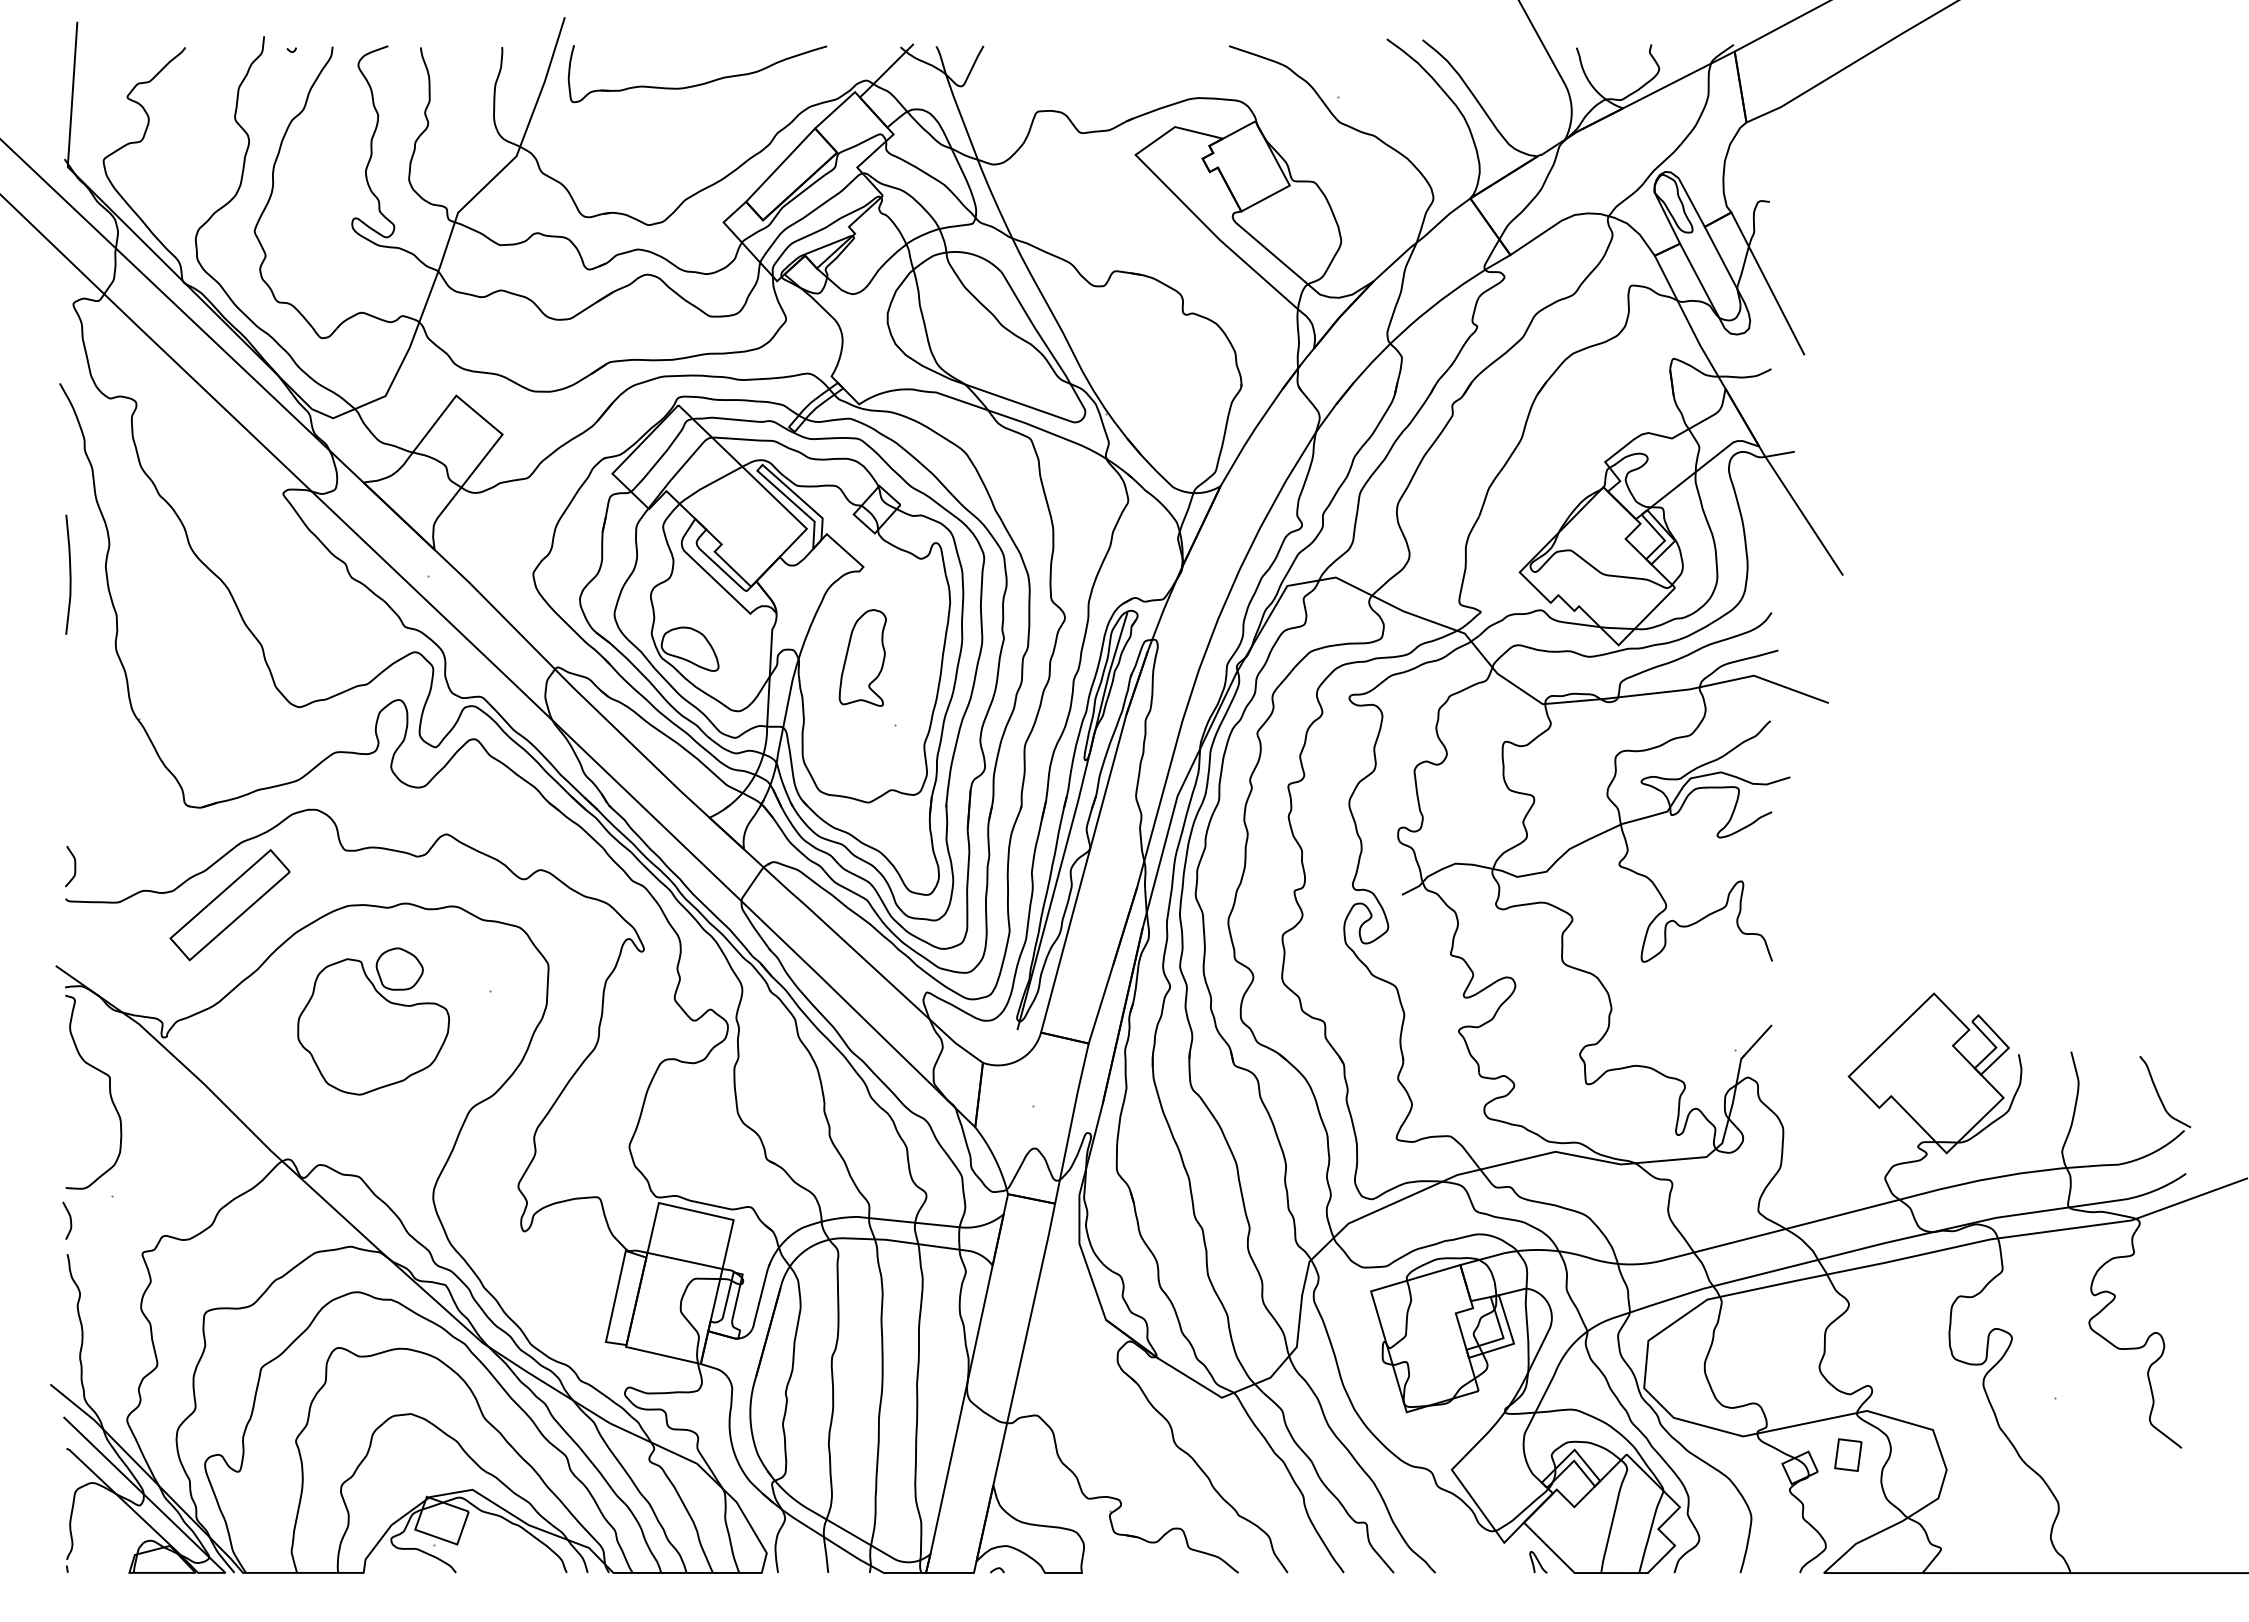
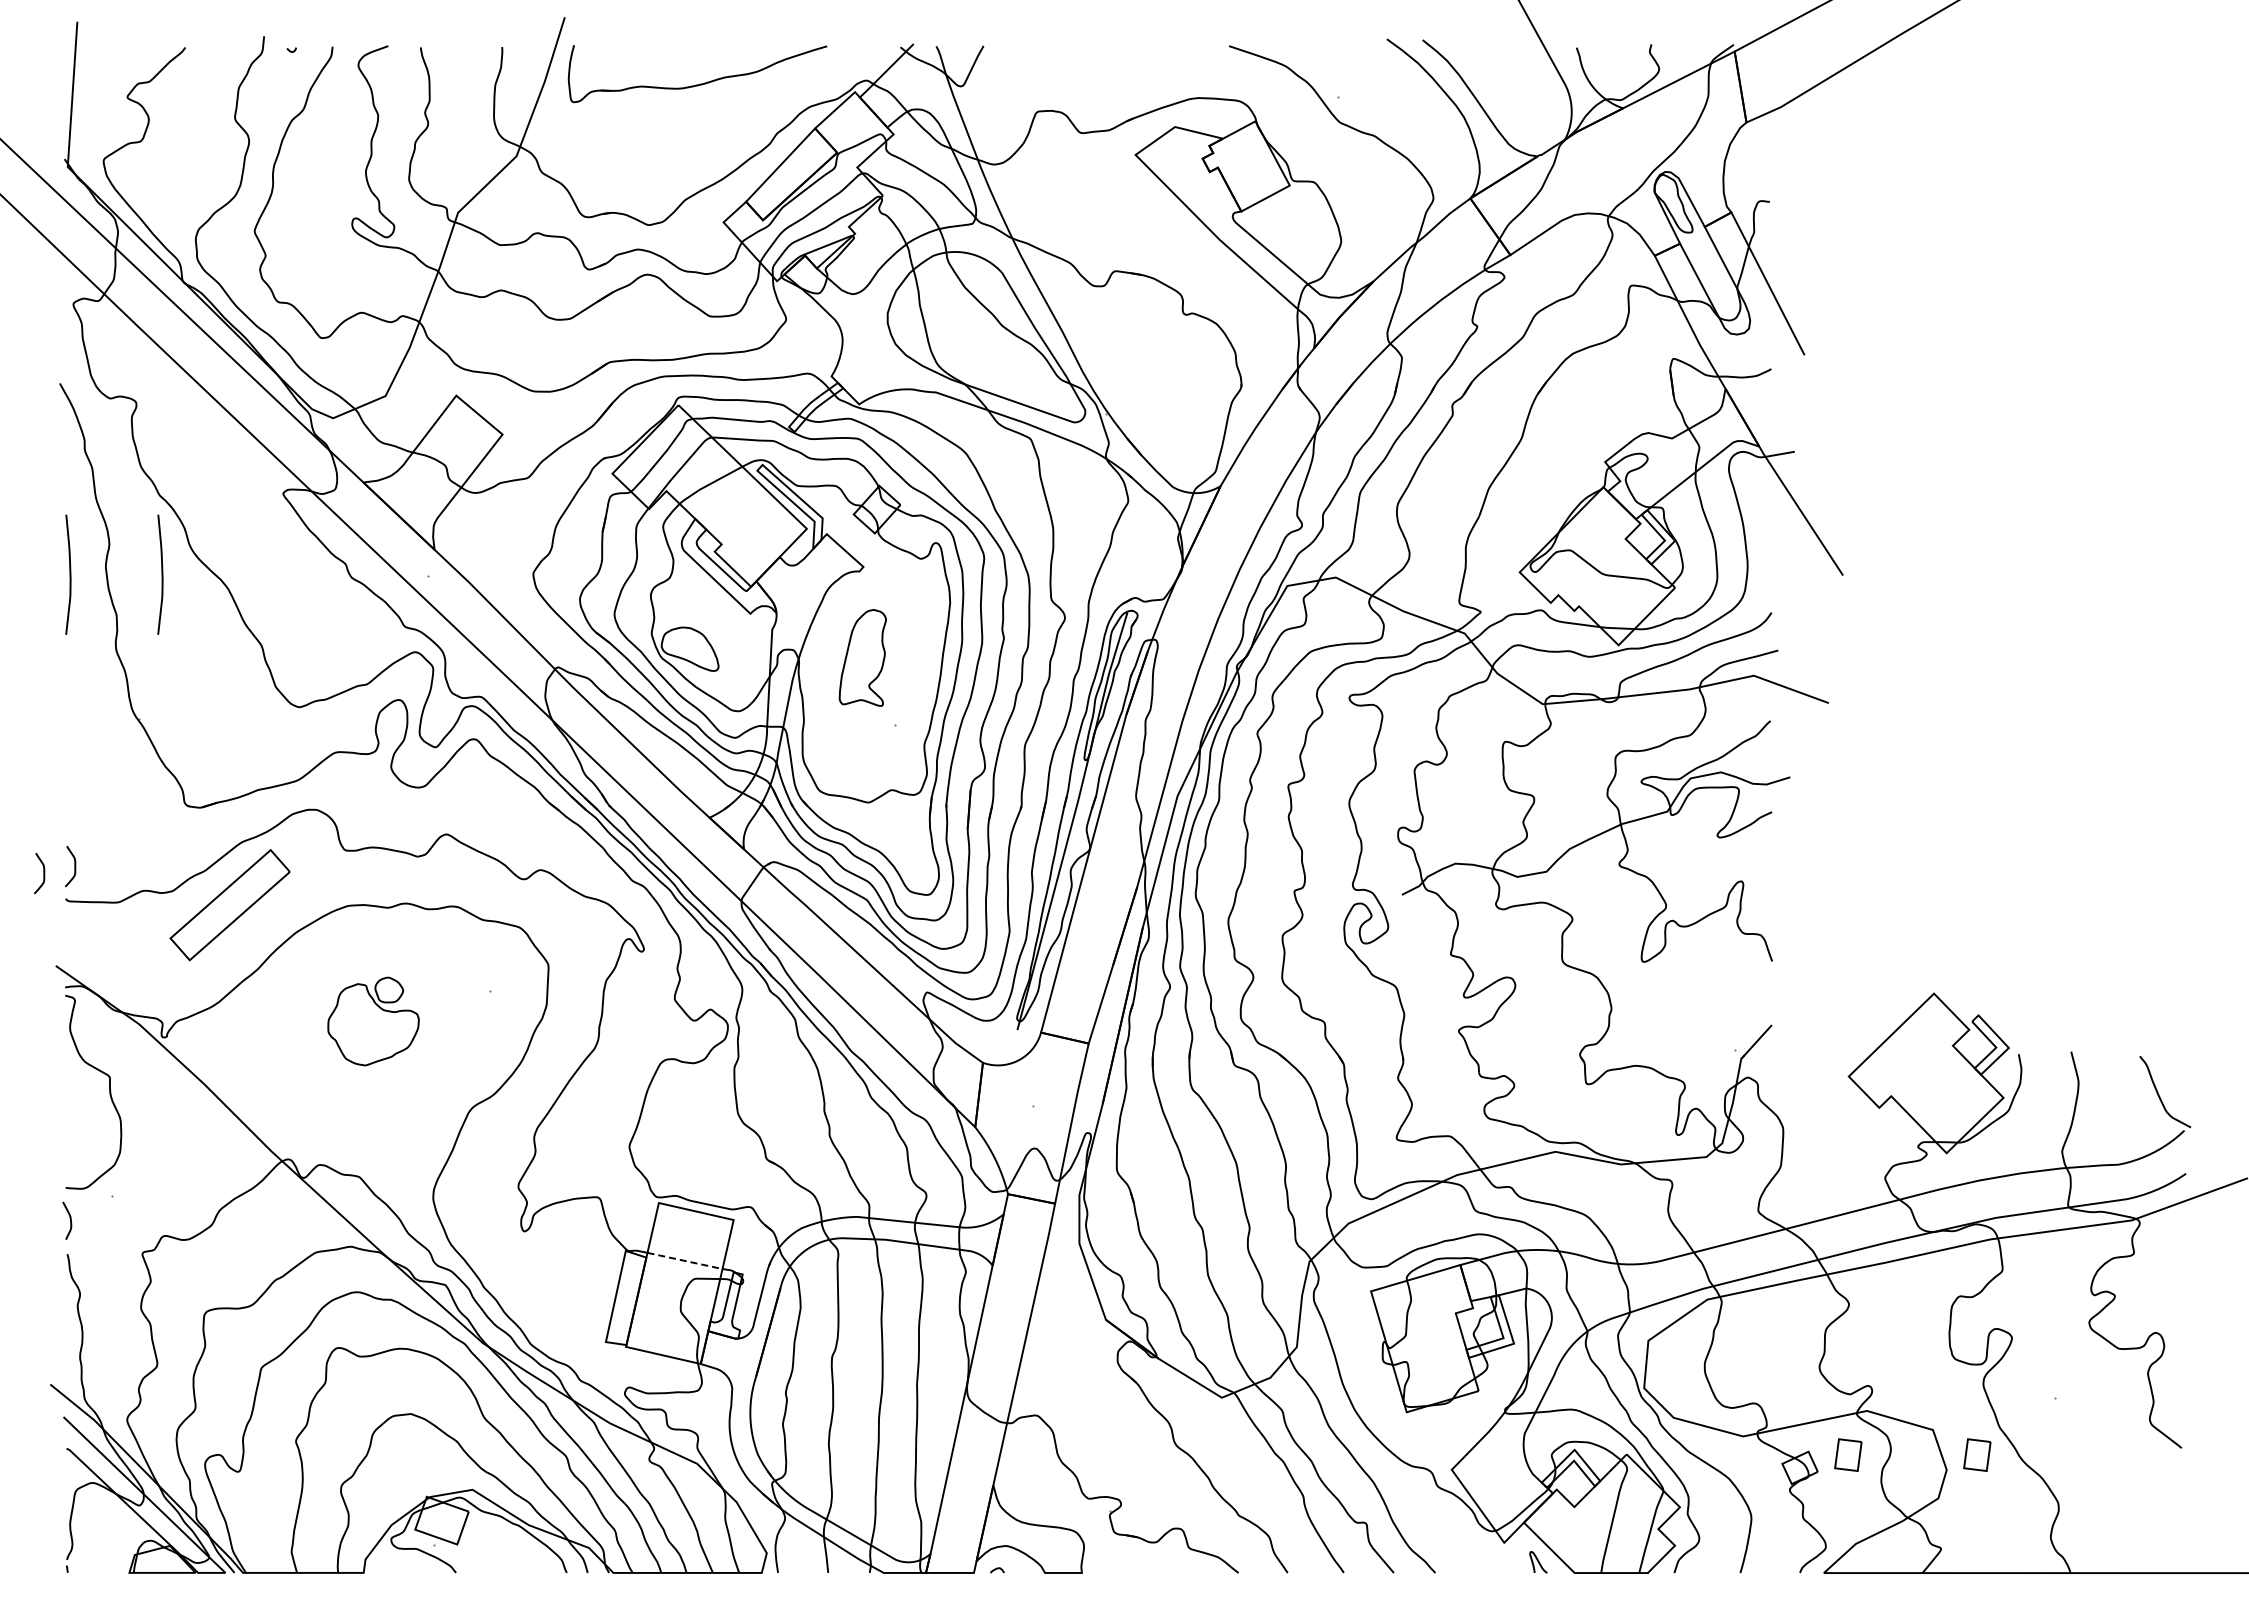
curve: none -> present (161, 574)
curve: none -> present (43, 873)
part size: 153x149 px -> 93x91 px (373, 1021)
line: solid -> dashed (685, 1261)
part: none -> present (1977, 1454)
